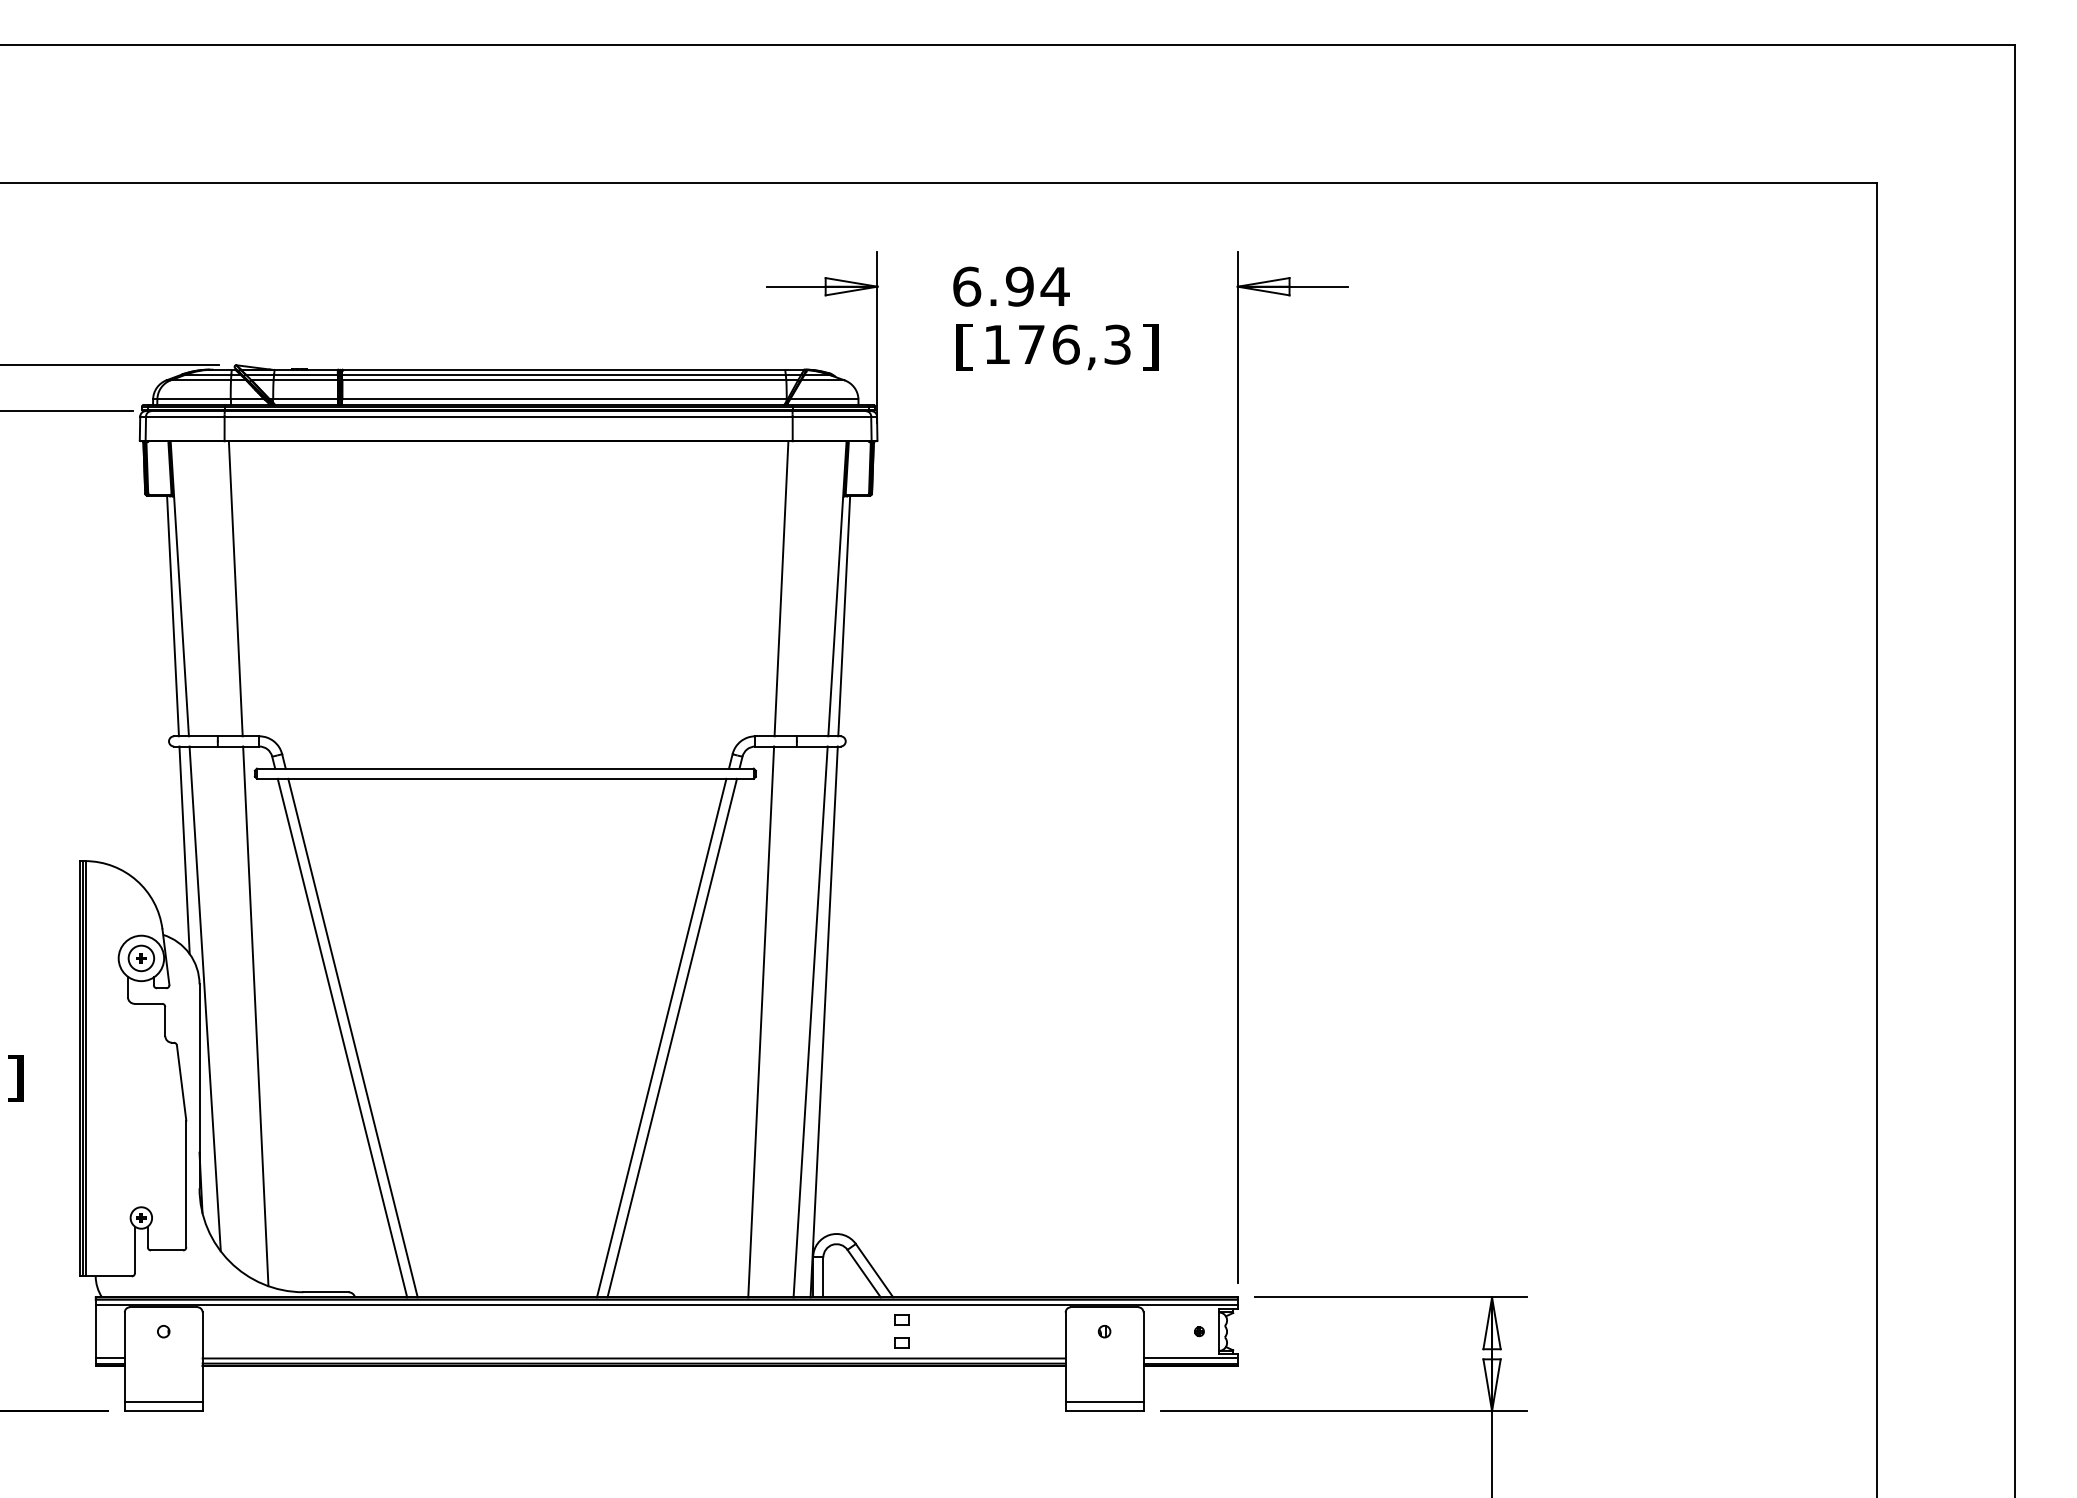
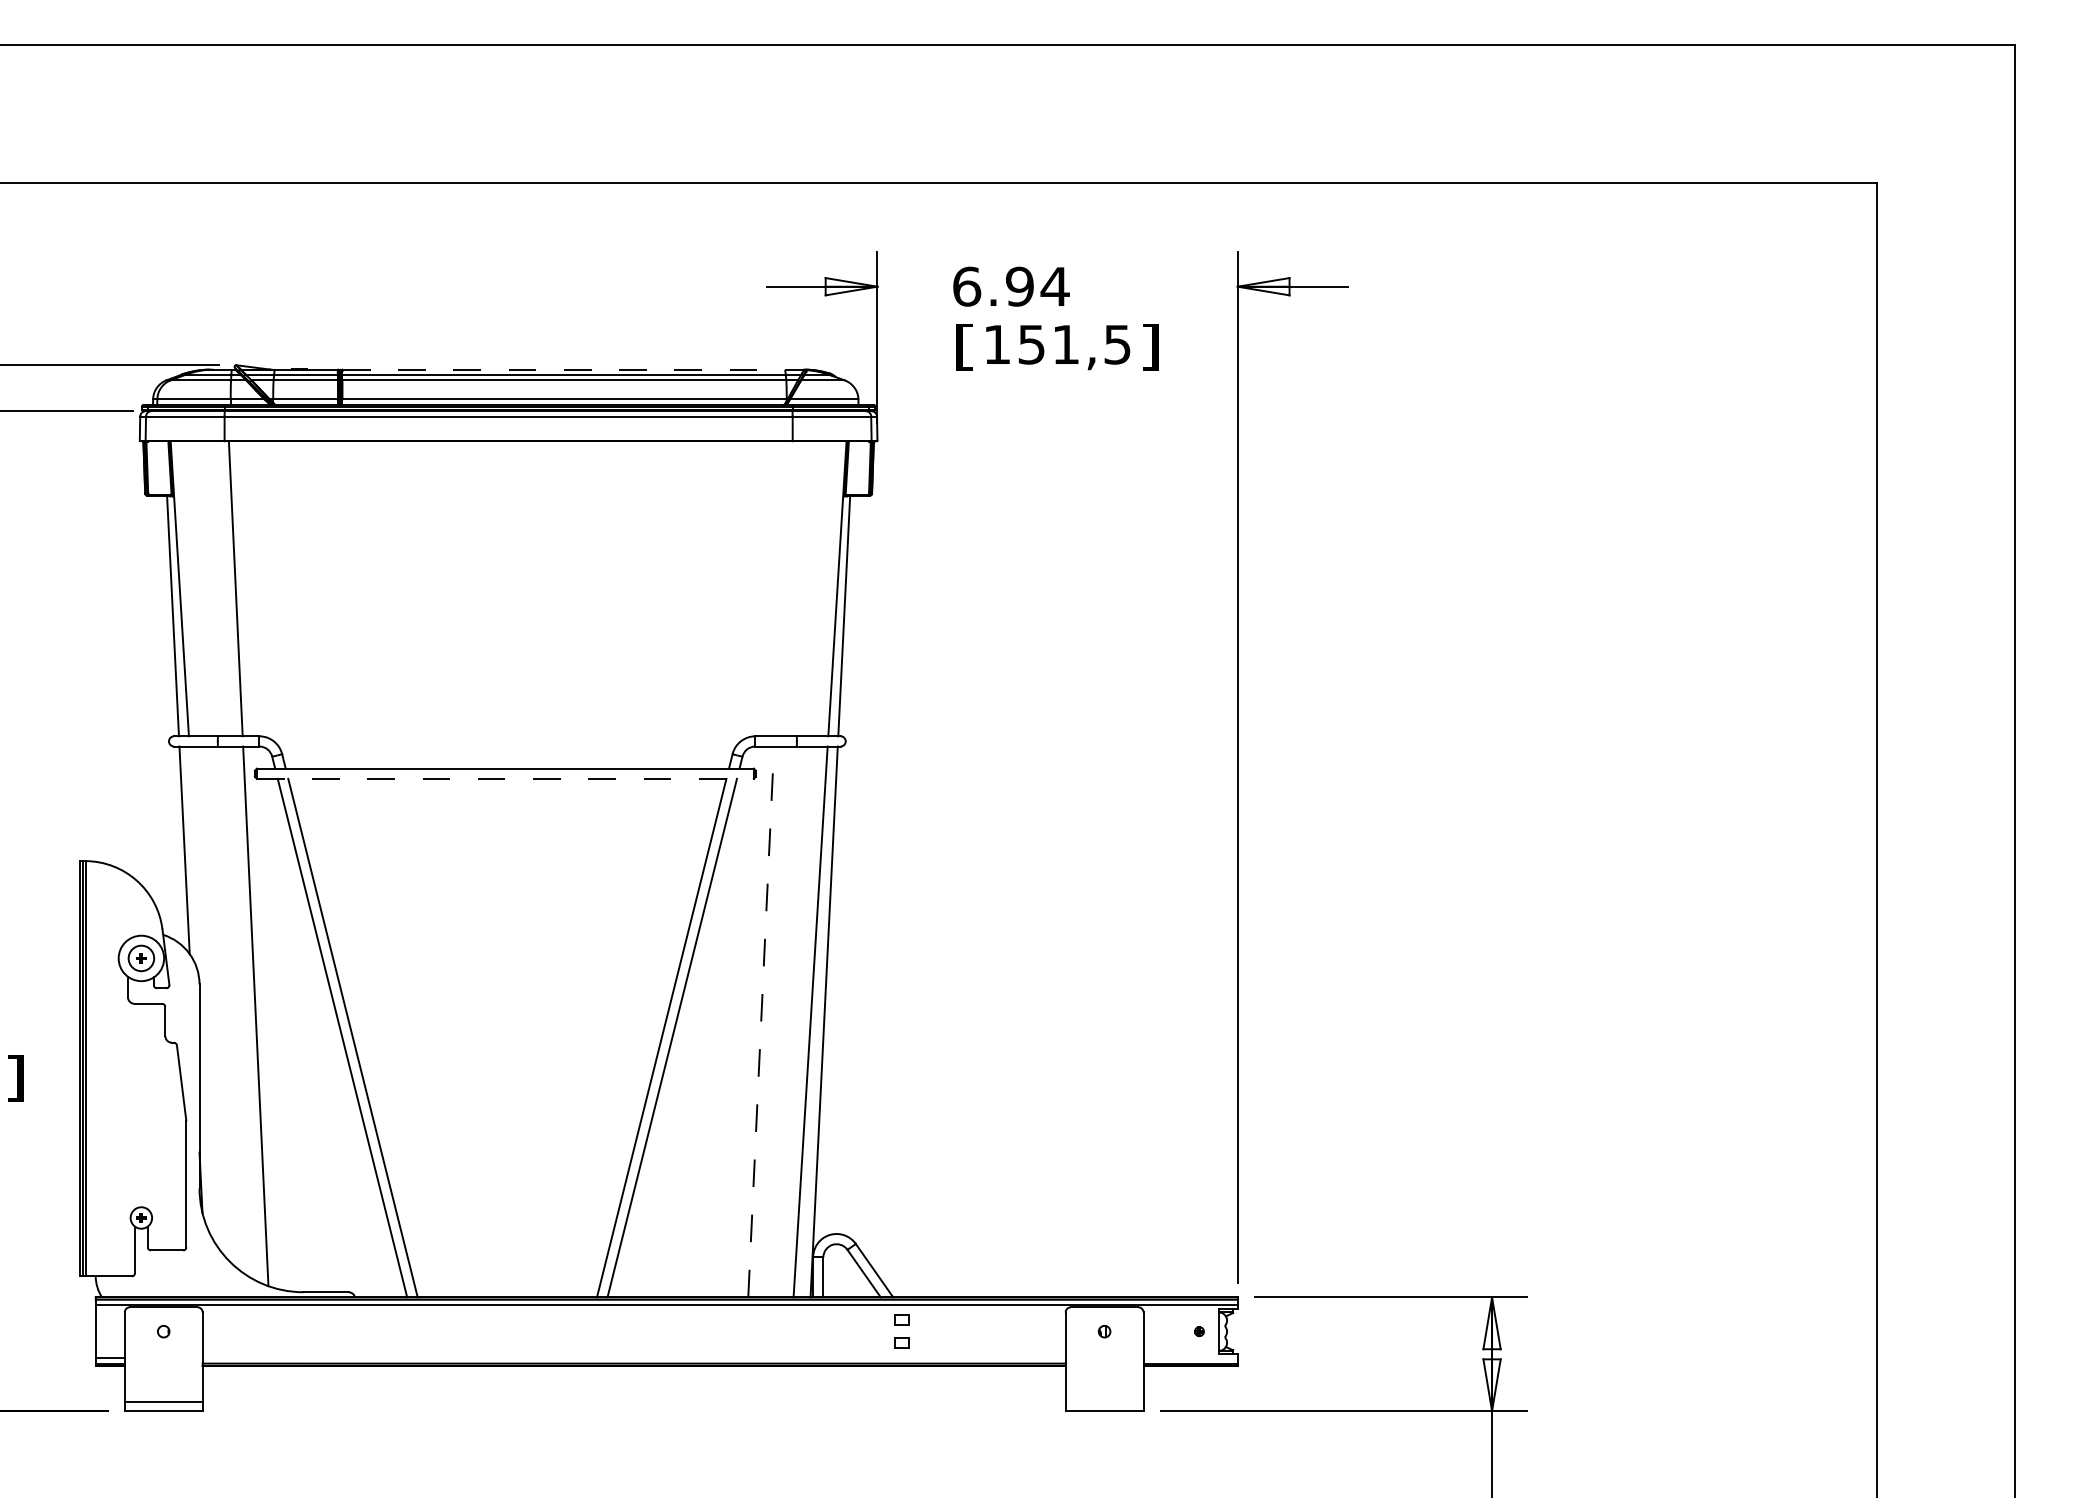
text: 176,3 -> 151,5 (1074, 344)
line: solid -> dashed (574, 369)
line: present -> none (781, 588)
line: solid -> dashed (505, 778)
line: present -> none (204, 998)
line: solid -> dashed (761, 1021)
line: present -> none (633, 1358)
line: present -> none (1190, 1358)
line: present -> none (1104, 1401)
